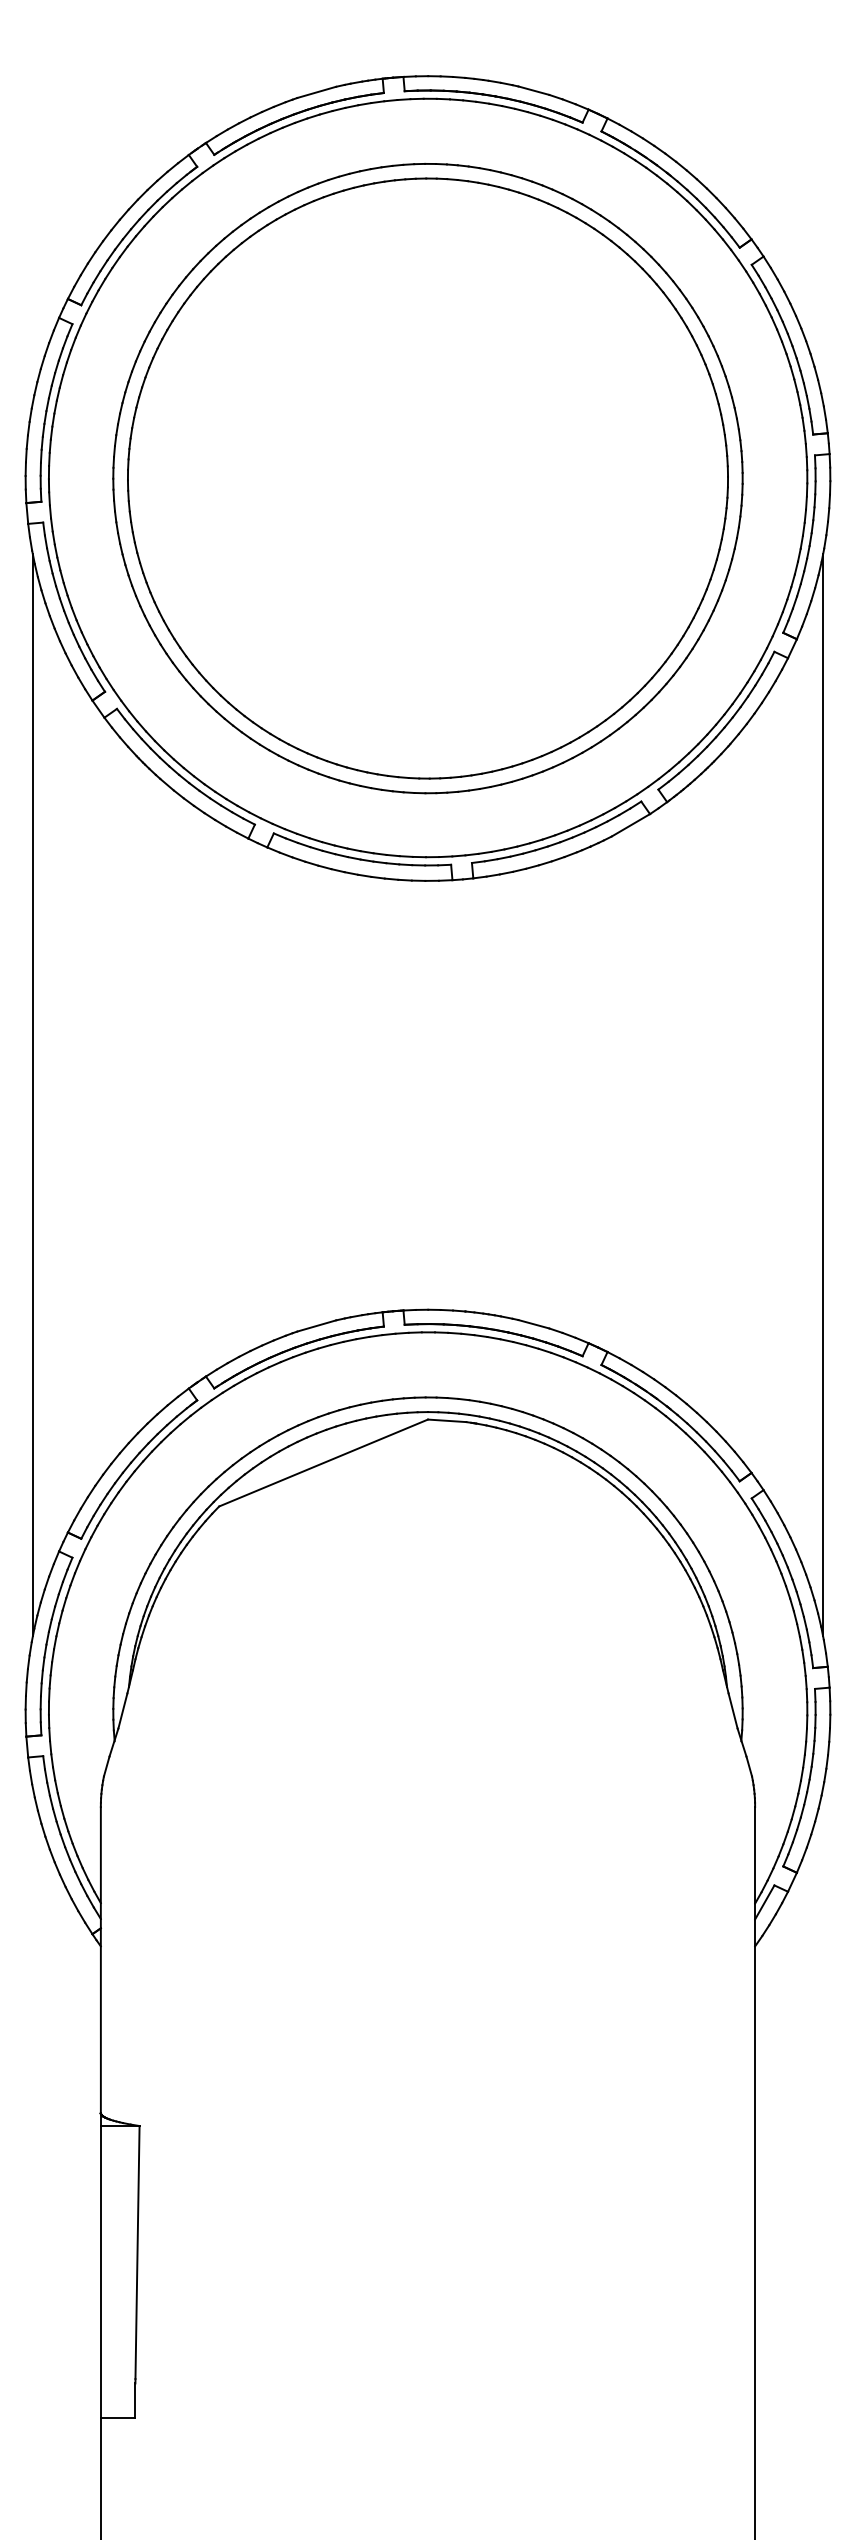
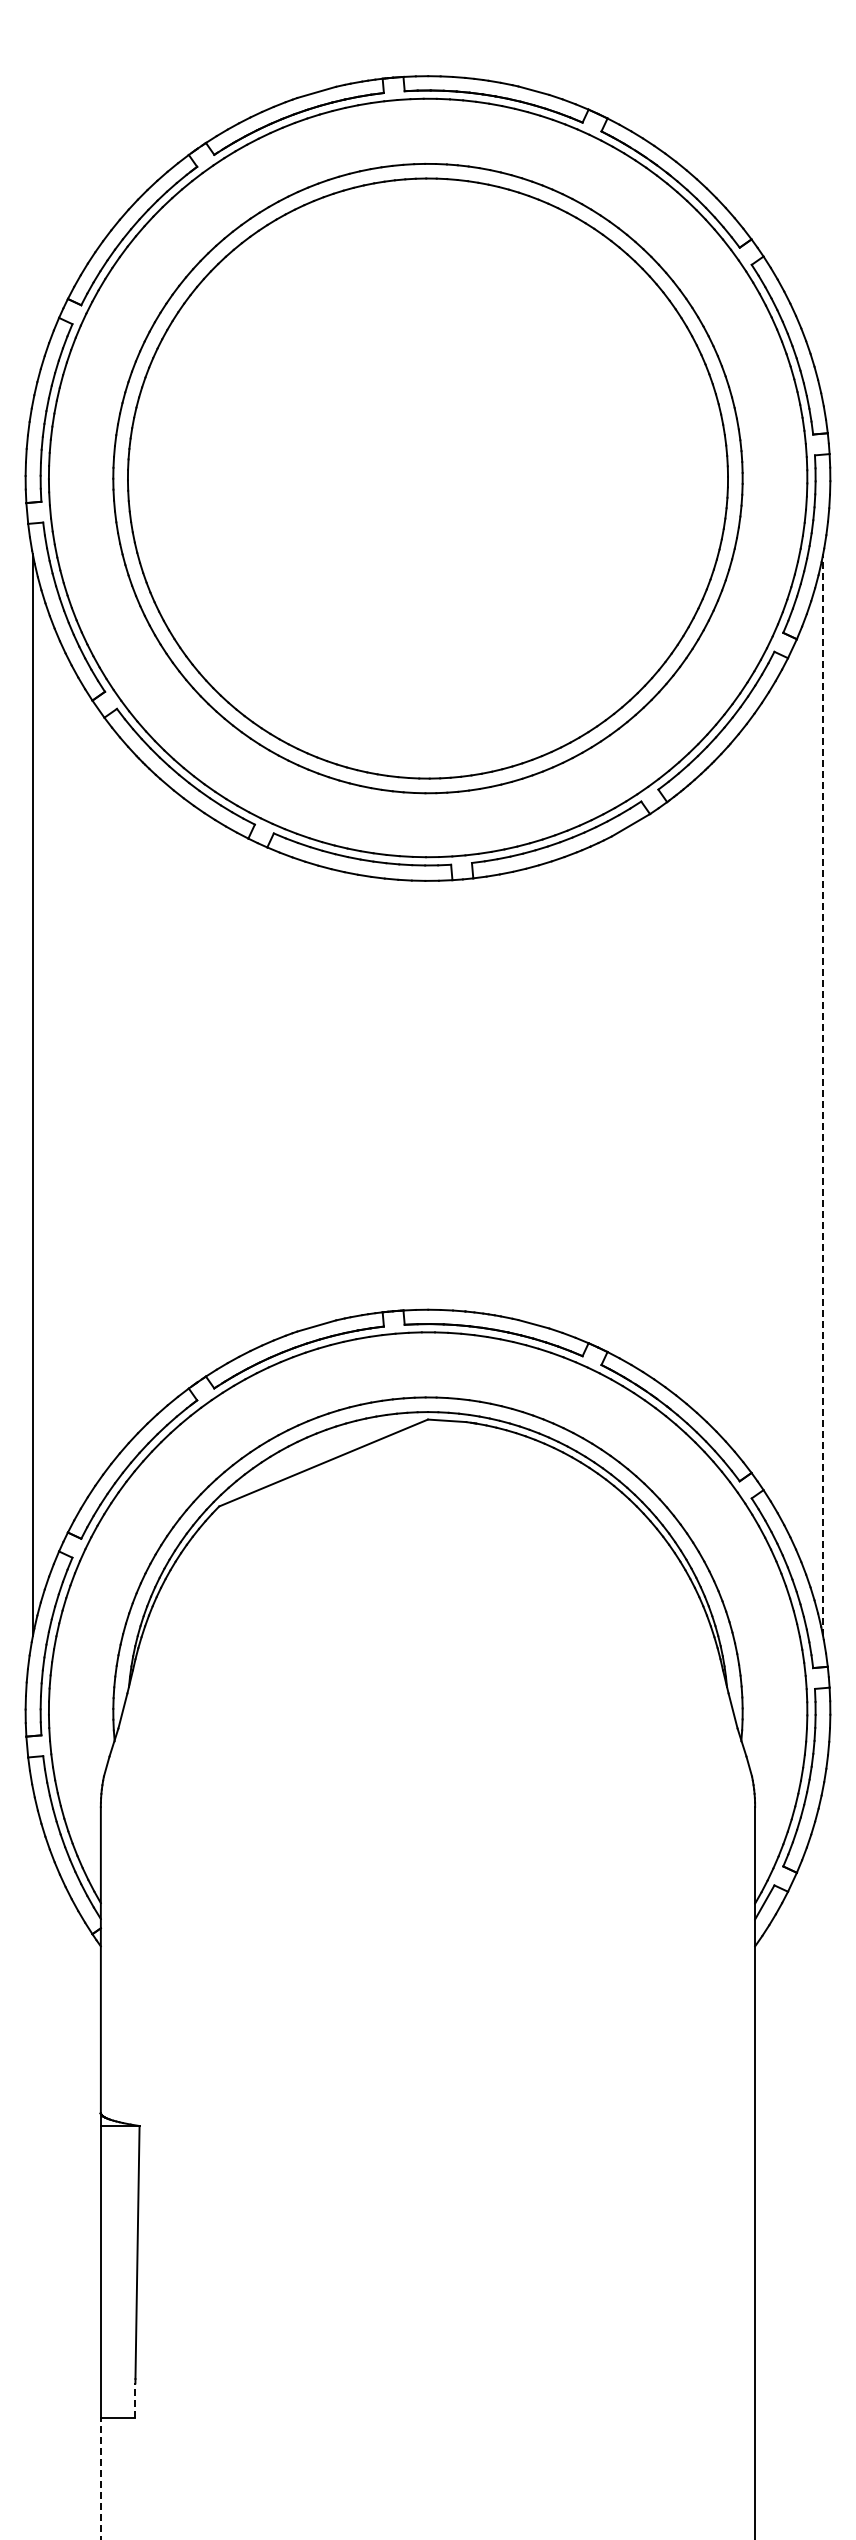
line: solid -> dashed (823, 1094)
line: solid -> dashed (135, 2400)
line: solid -> dashed (100, 2478)
